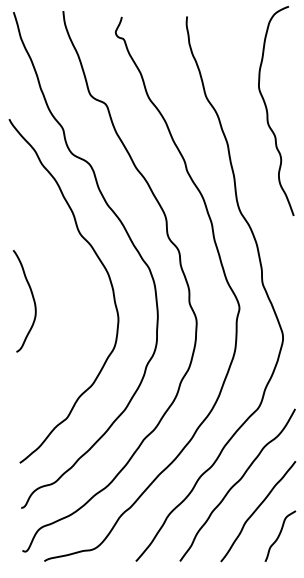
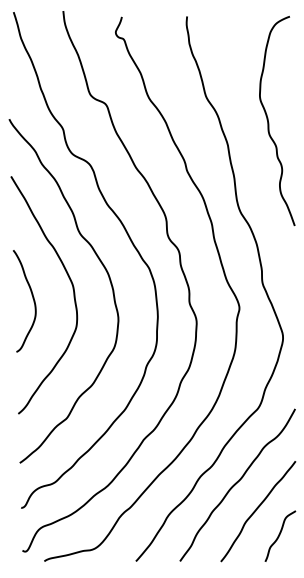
curve position: (268, 112) -> (269, 122) (269, 122)
curve: none -> present (72, 289)
